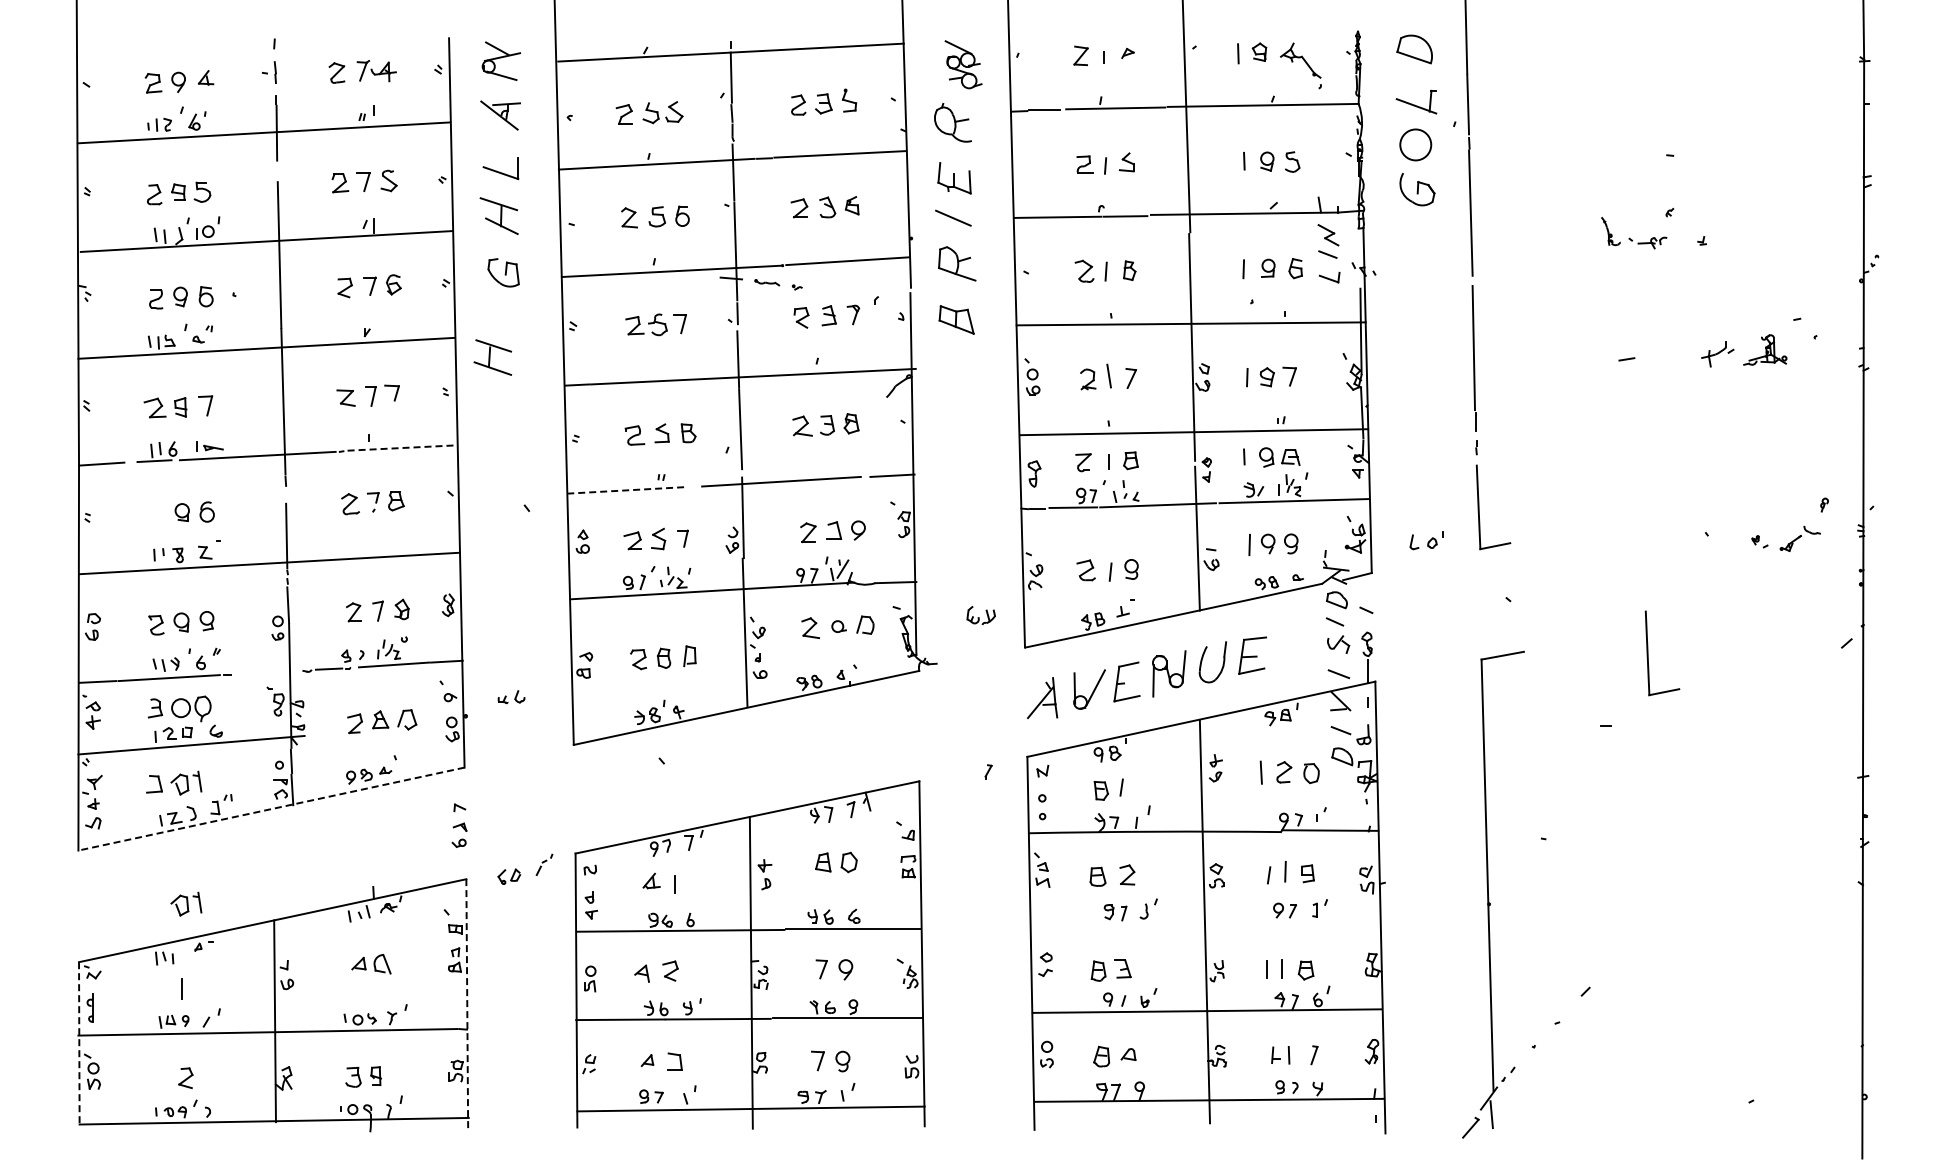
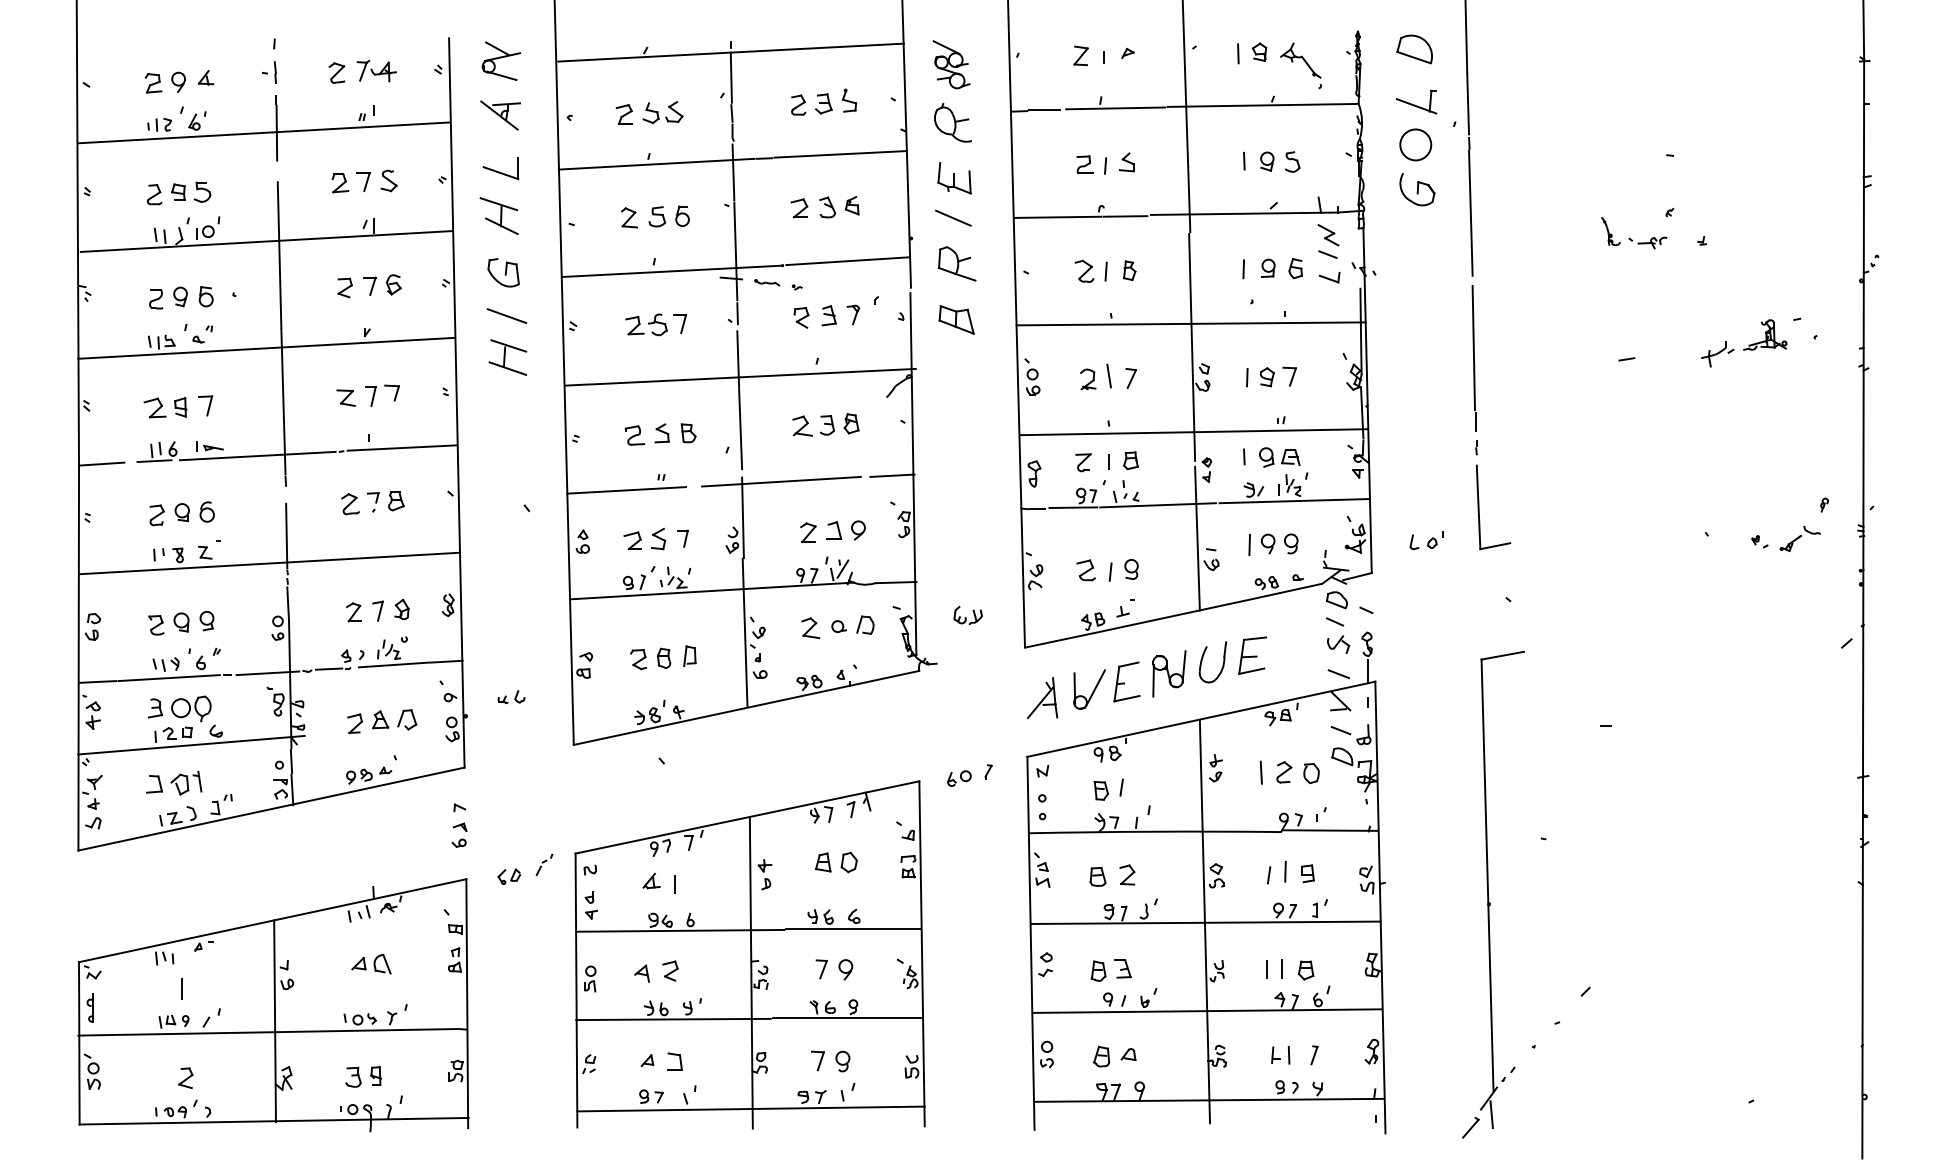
part position: (963, 64) -> (951, 64) (951, 64)
line: none -> present (506, 315)
part position: (1765, 349) -> (1765, 334) (1765, 334)
part position: (492, 357) -> (507, 357) (507, 357)
line: dashed -> solid (402, 448)
line: dashed -> solid (627, 490)
part: none -> present (156, 515)
part position: (980, 615) -> (967, 615) (967, 615)
part: present -> none (1648, 653)
line: none -> present (267, 673)
part: none -> present (959, 778)
line: dashed -> solid (271, 809)
part: present -> none (186, 903)
line: none -> present (1205, 922)
line: dashed -> solid (467, 1003)
line: dashed -> solid (79, 1043)
